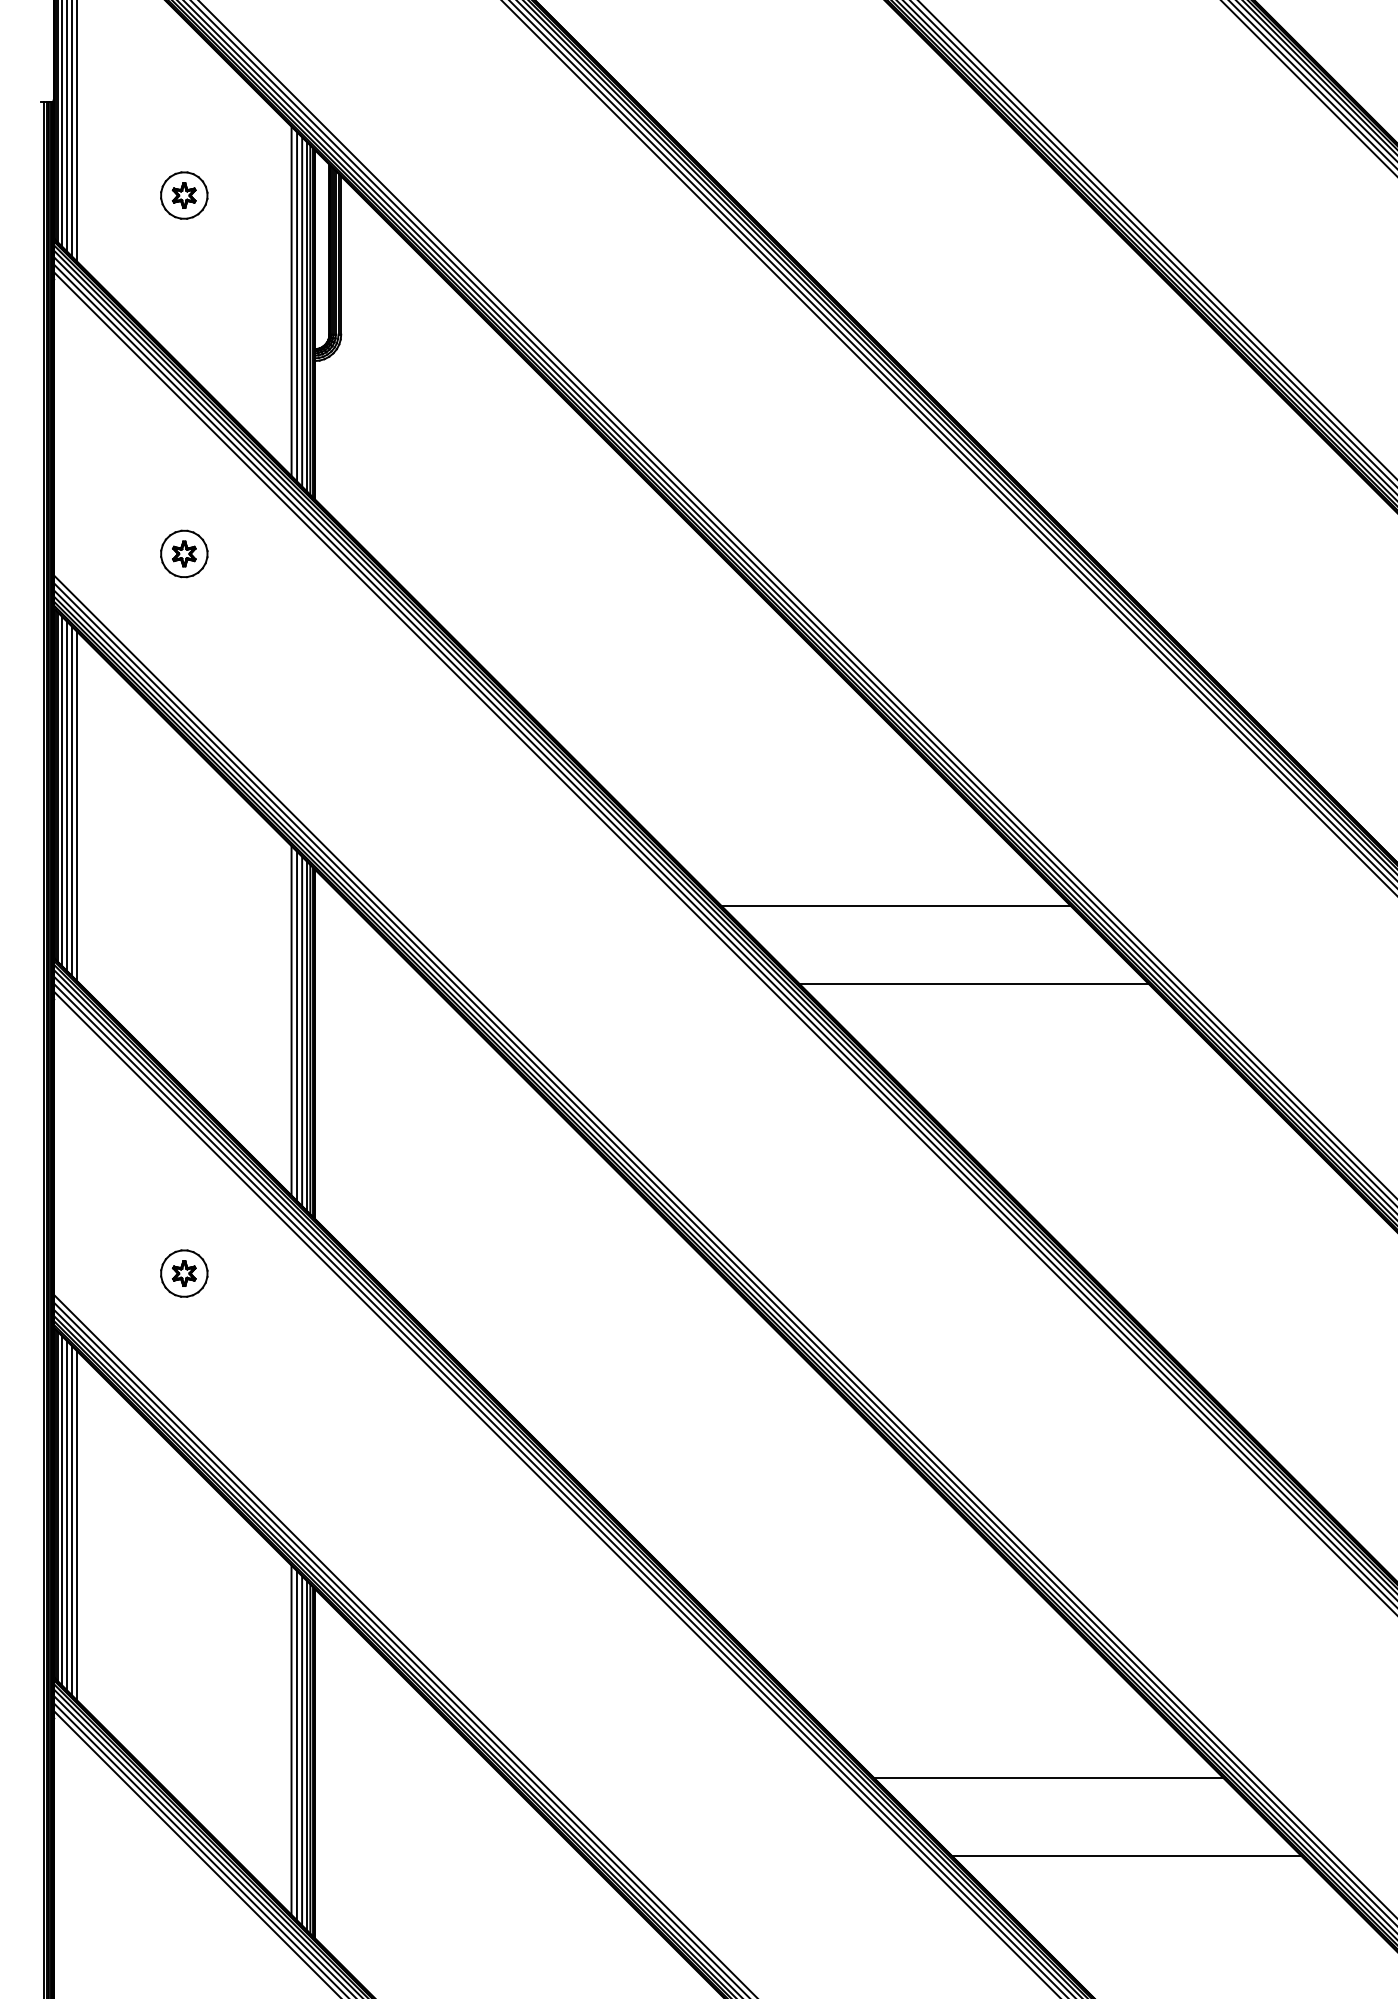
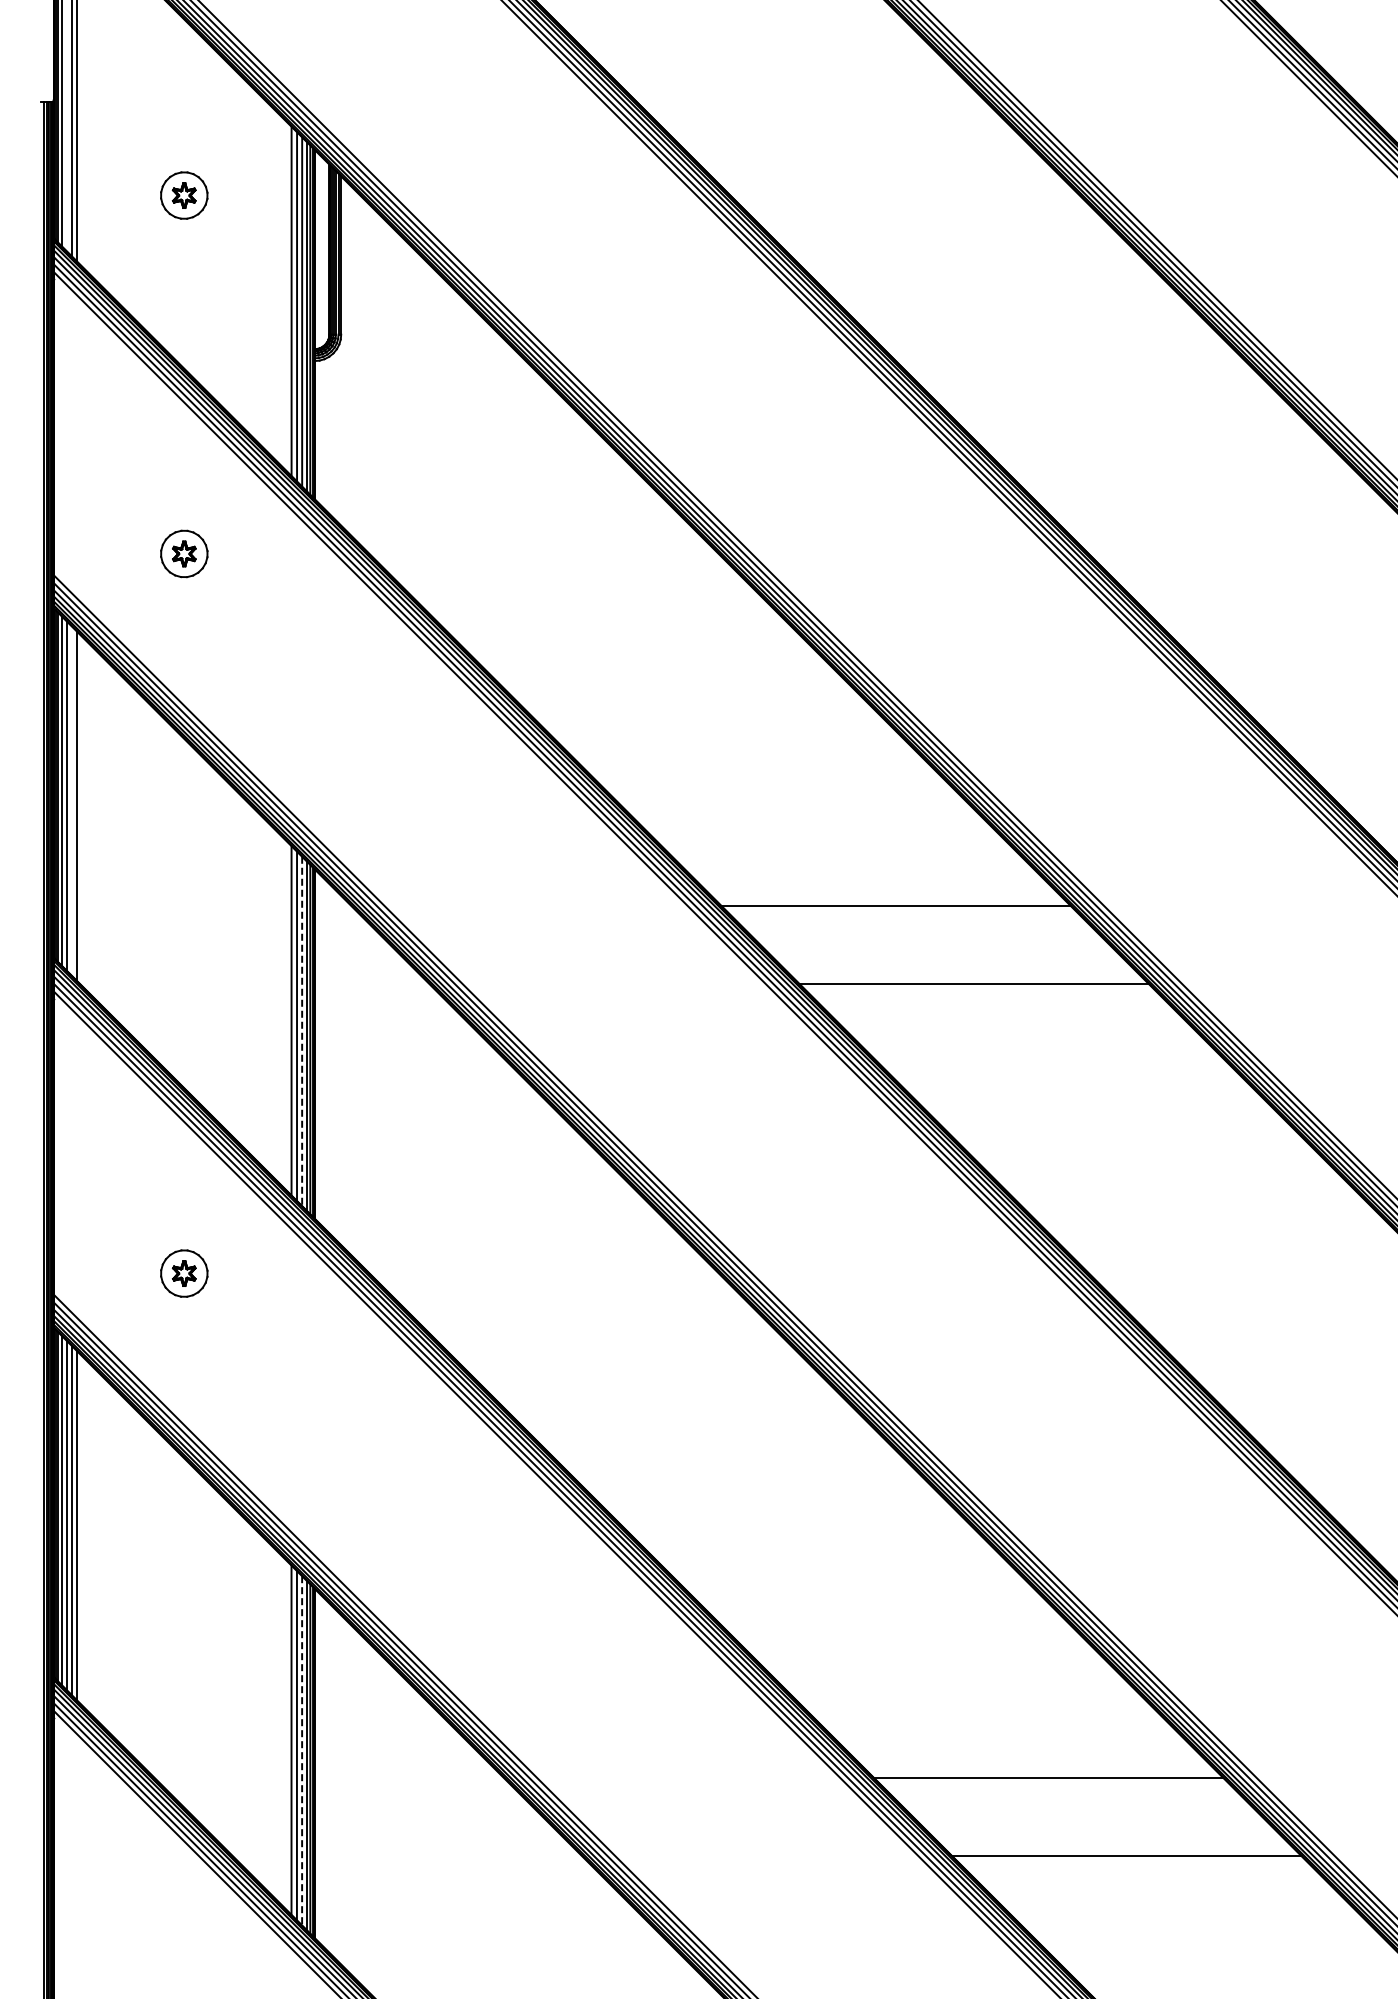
line: present -> none (66, 126)
line: present -> none (71, 800)
line: solid -> dashed (302, 1031)
line: solid -> dashed (302, 1750)
